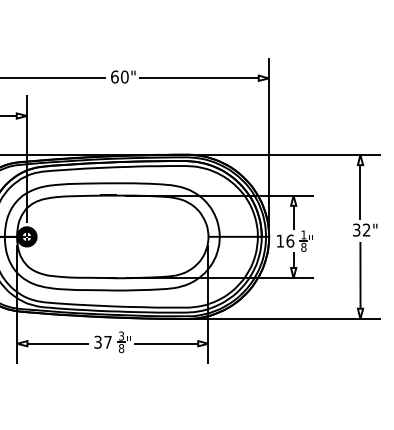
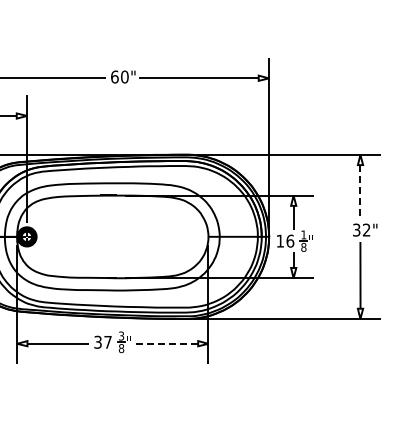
line: solid -> dashed (360, 193)
line: solid -> dashed (165, 344)
